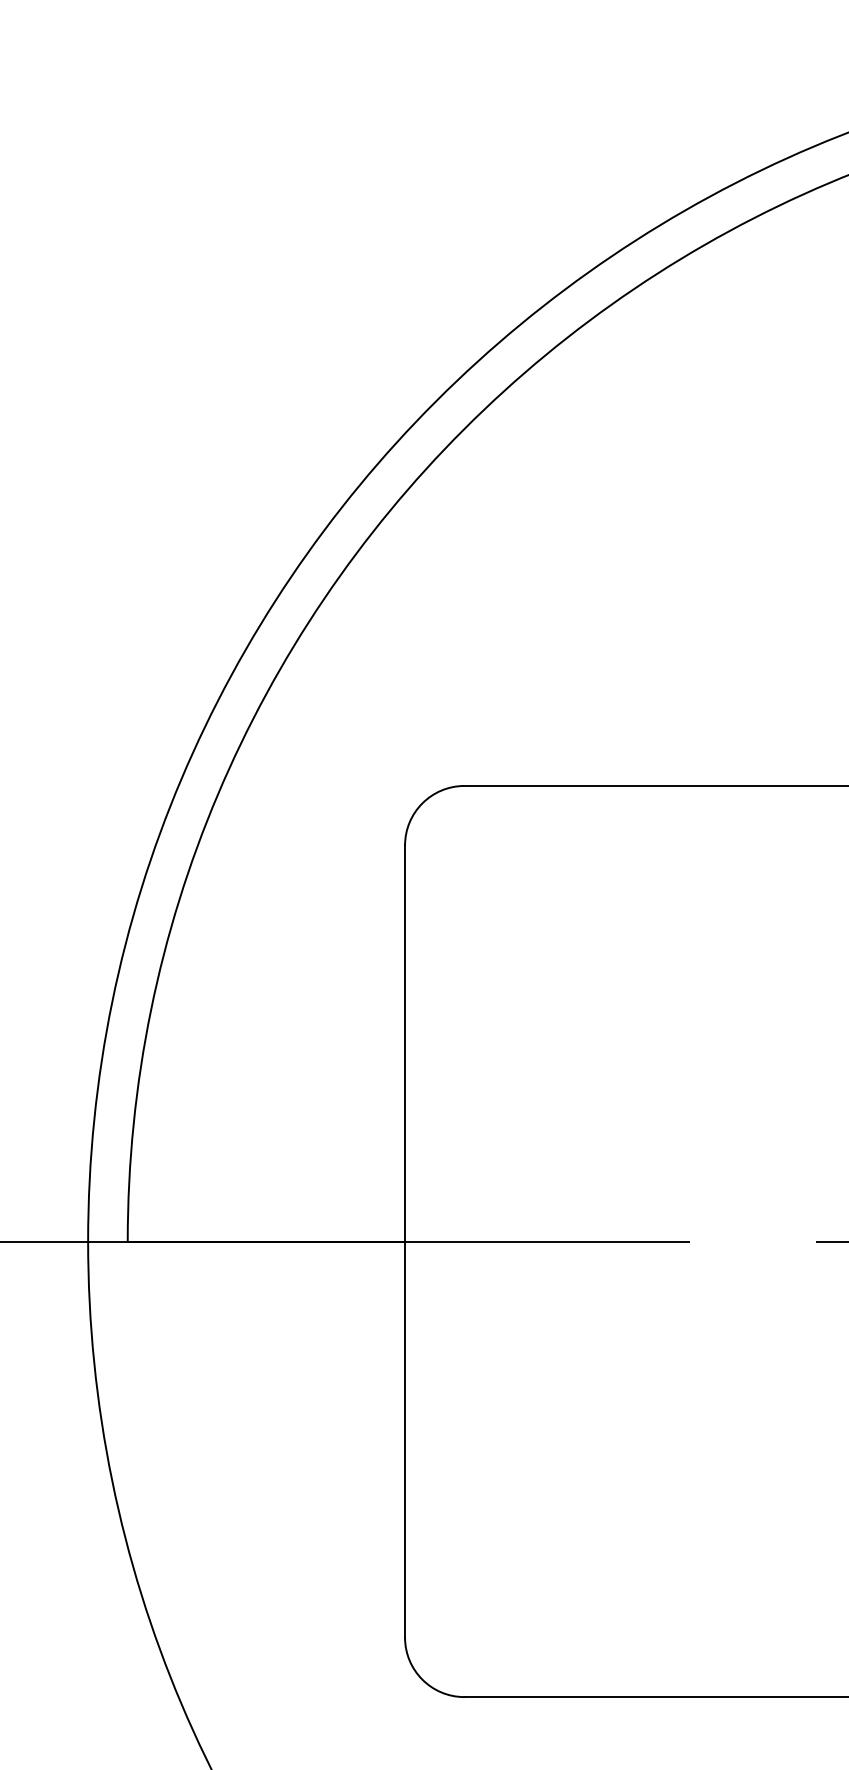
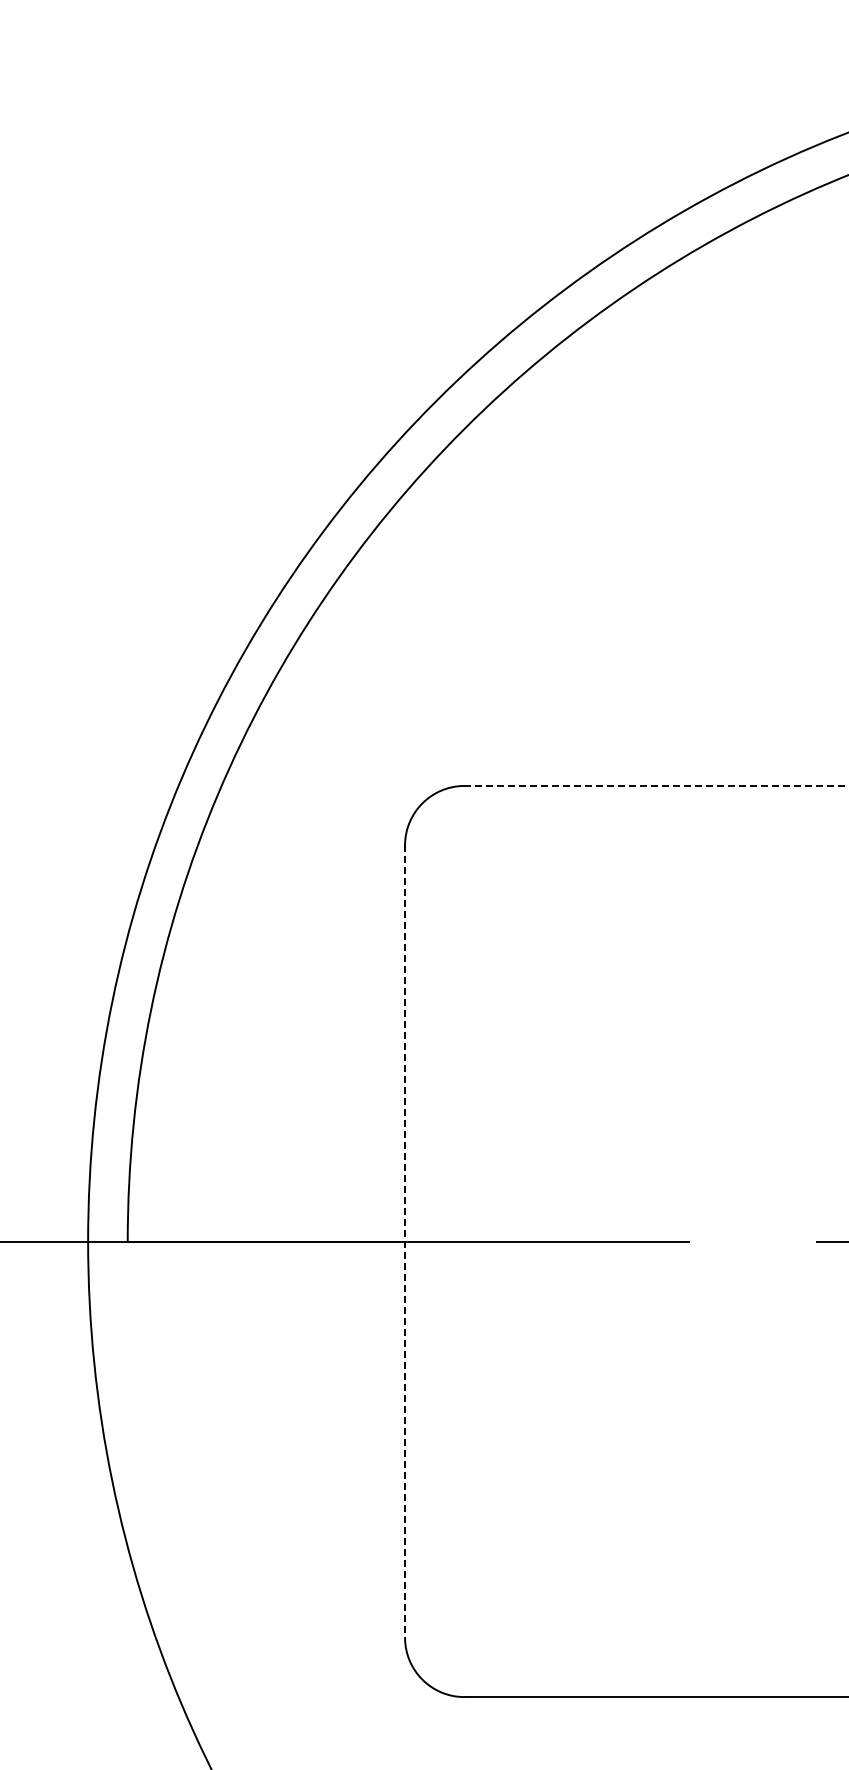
line: solid -> dashed (656, 785)
line: solid -> dashed (405, 1242)
